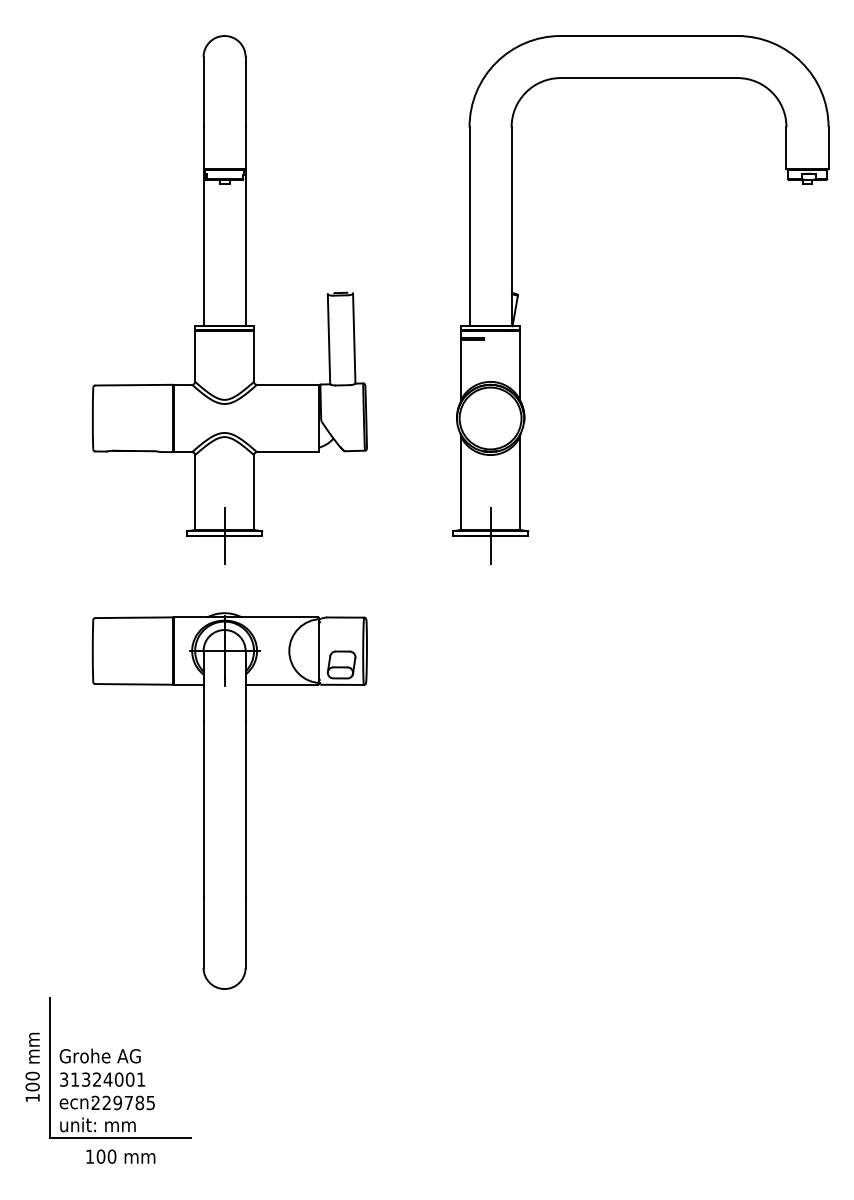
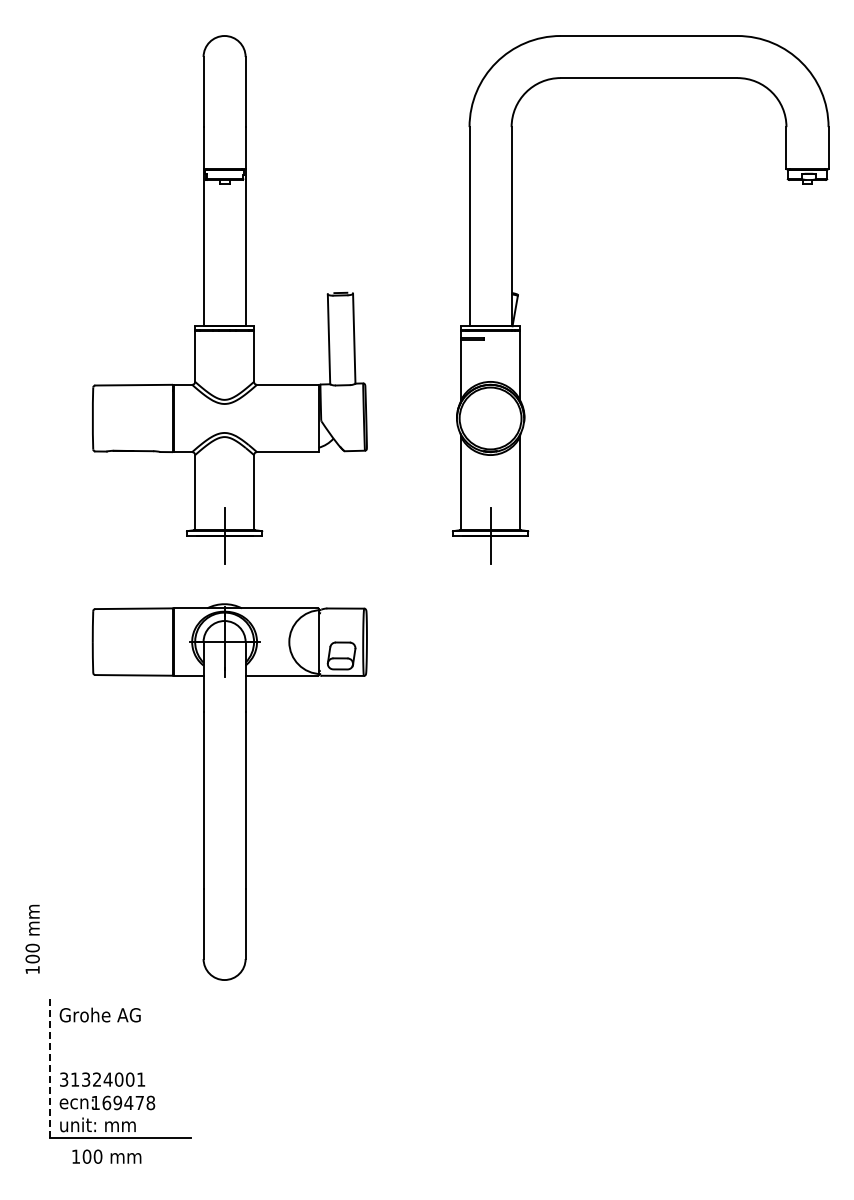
part position: (229, 800) -> (229, 791) (229, 791)
text position: (99, 1055) -> (99, 1014) (99, 1014)
text position: (32, 1066) -> (32, 938) (32, 938)
line: solid -> dashed (50, 1067)
text: 229785 -> 169478 (123, 1102)
text position: (120, 1156) -> (106, 1156) (106, 1156)
